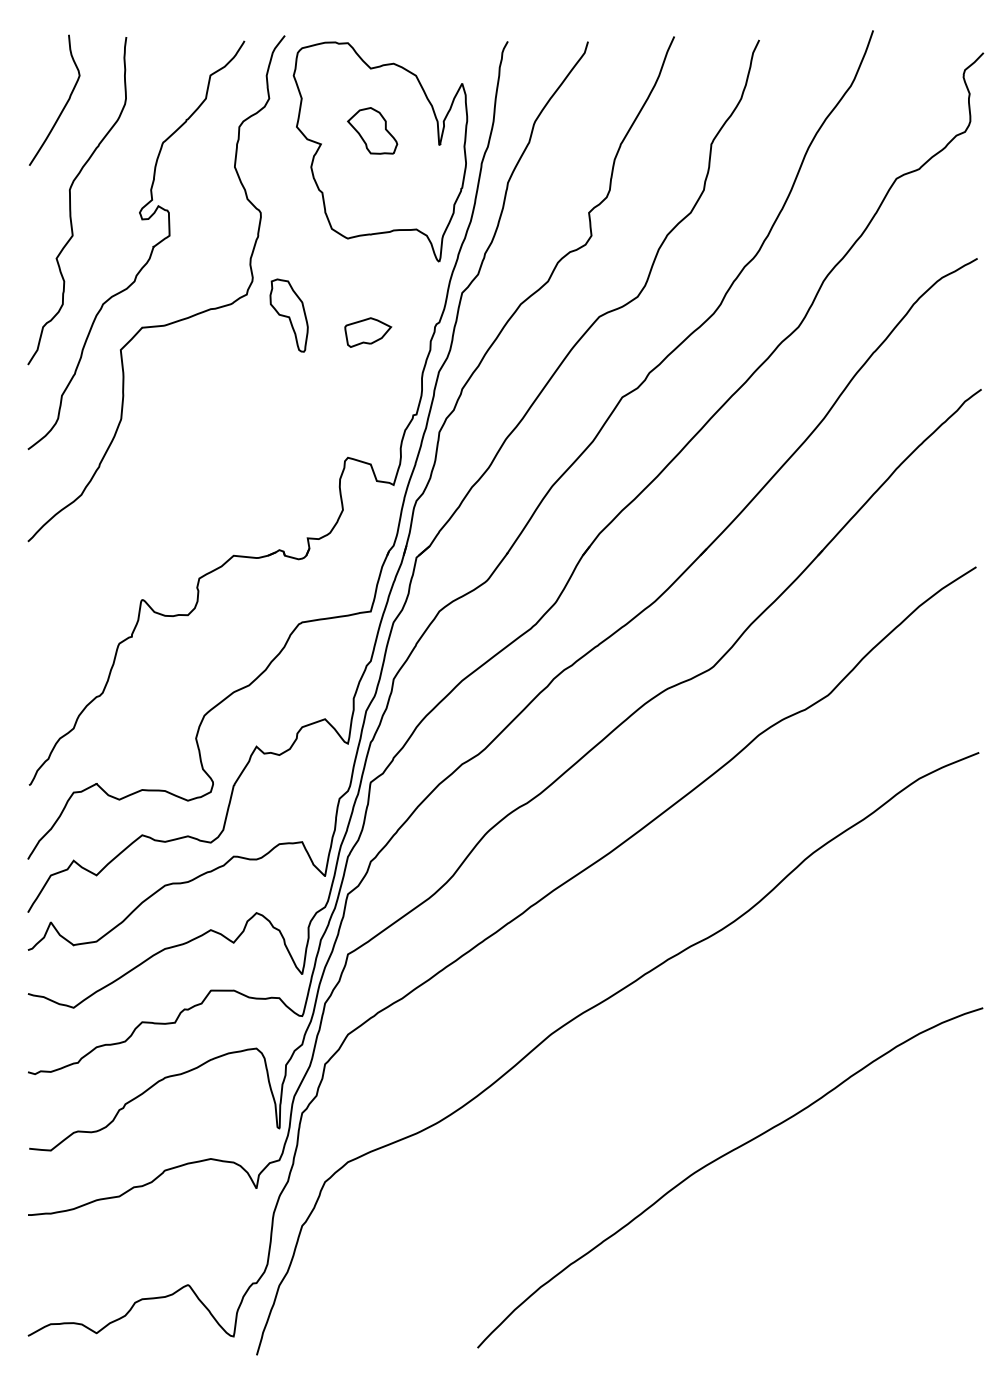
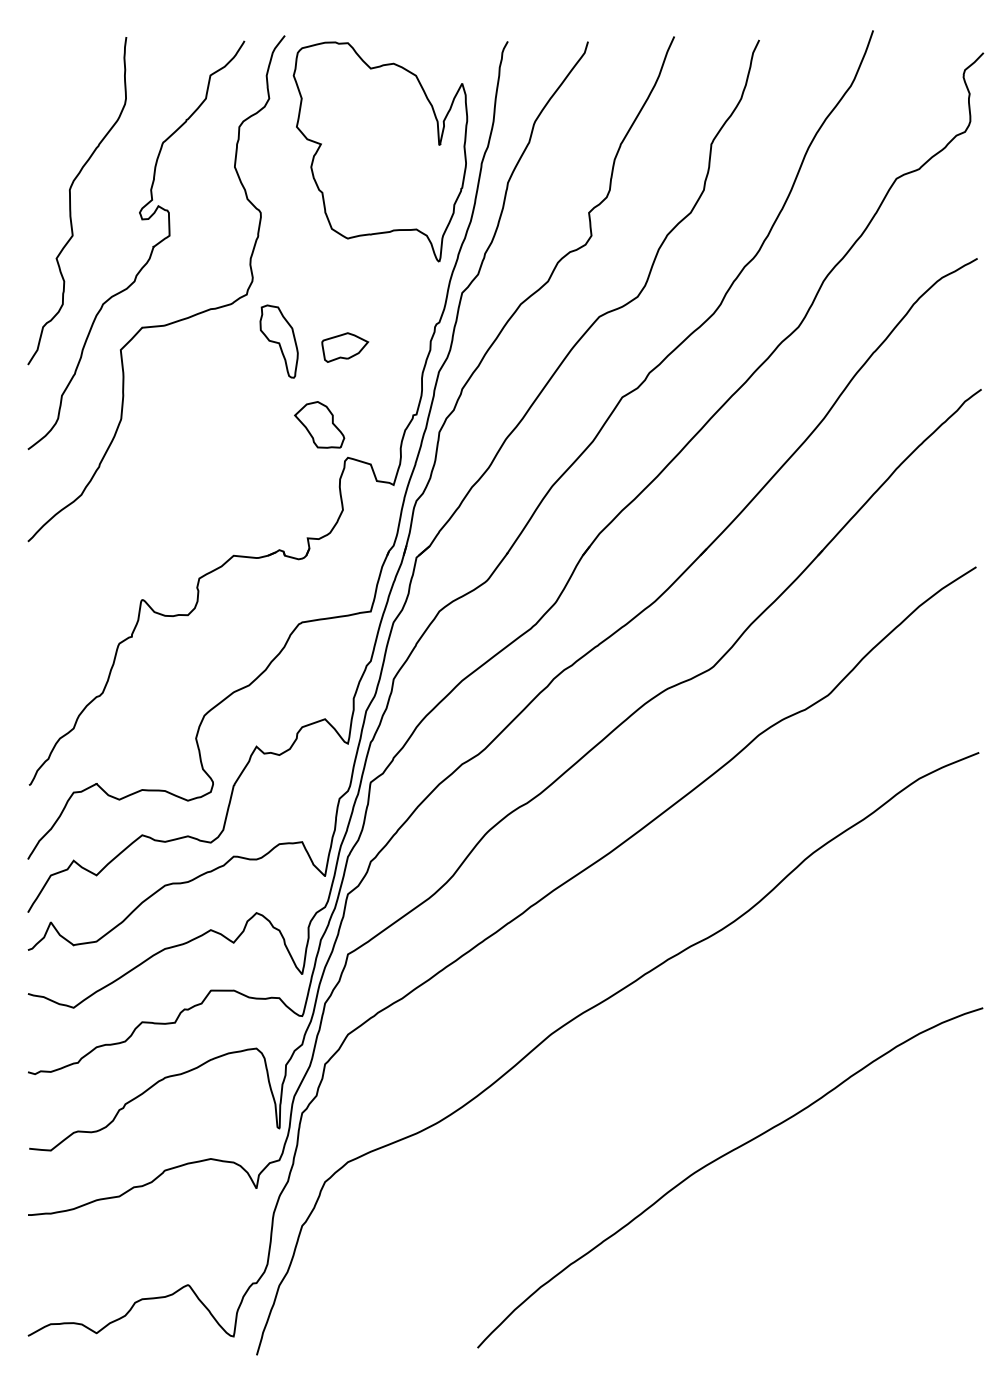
curve: present -> none (64, 105)
part position: (372, 130) -> (319, 424) (319, 424)
part position: (288, 315) -> (278, 341) (278, 341)
part position: (368, 332) -> (345, 347) (345, 347)
